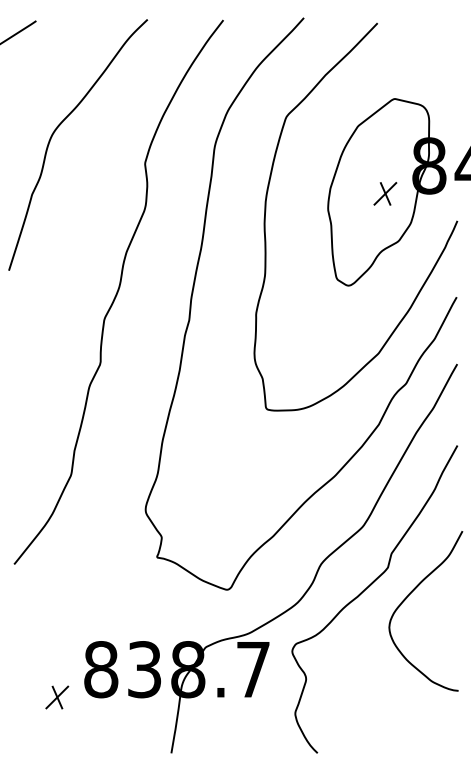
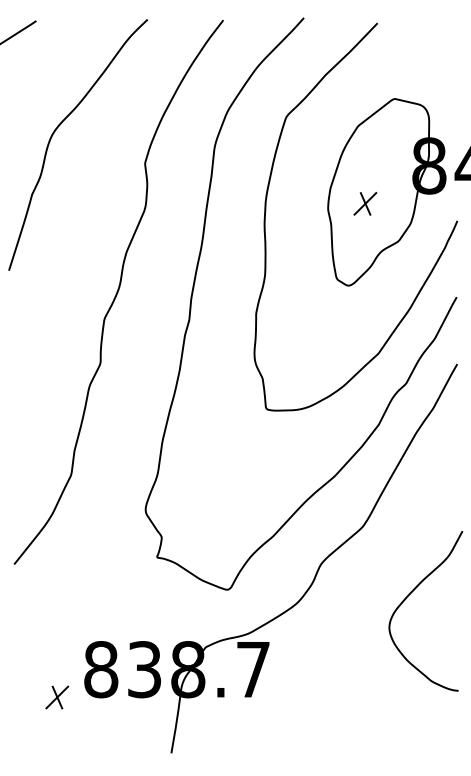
part position: (385, 193) -> (365, 203) (365, 203)
curve: present -> none (365, 590)
